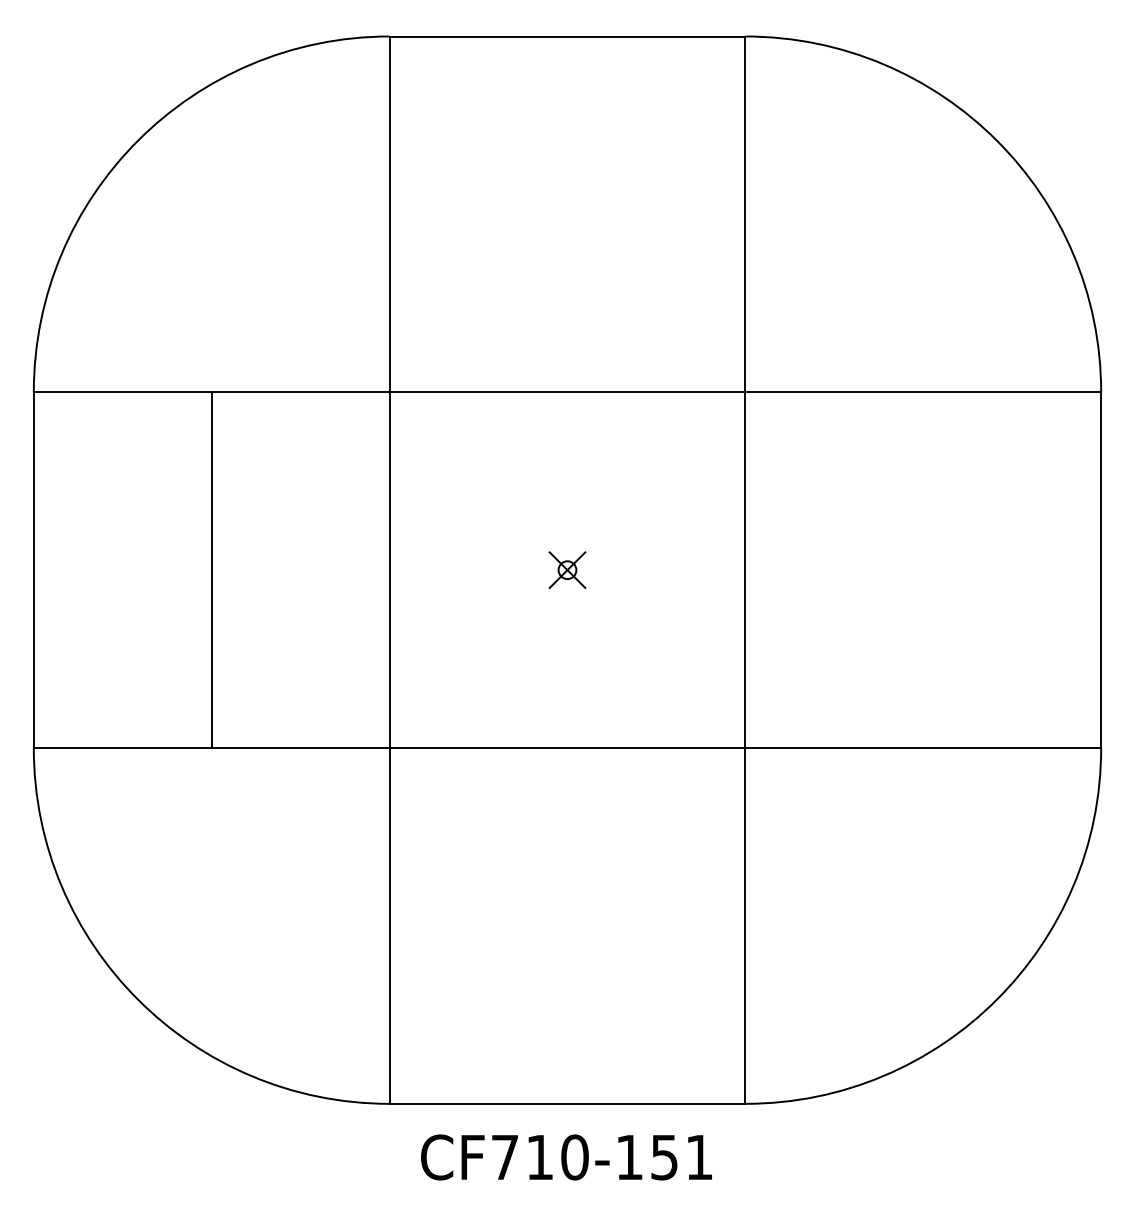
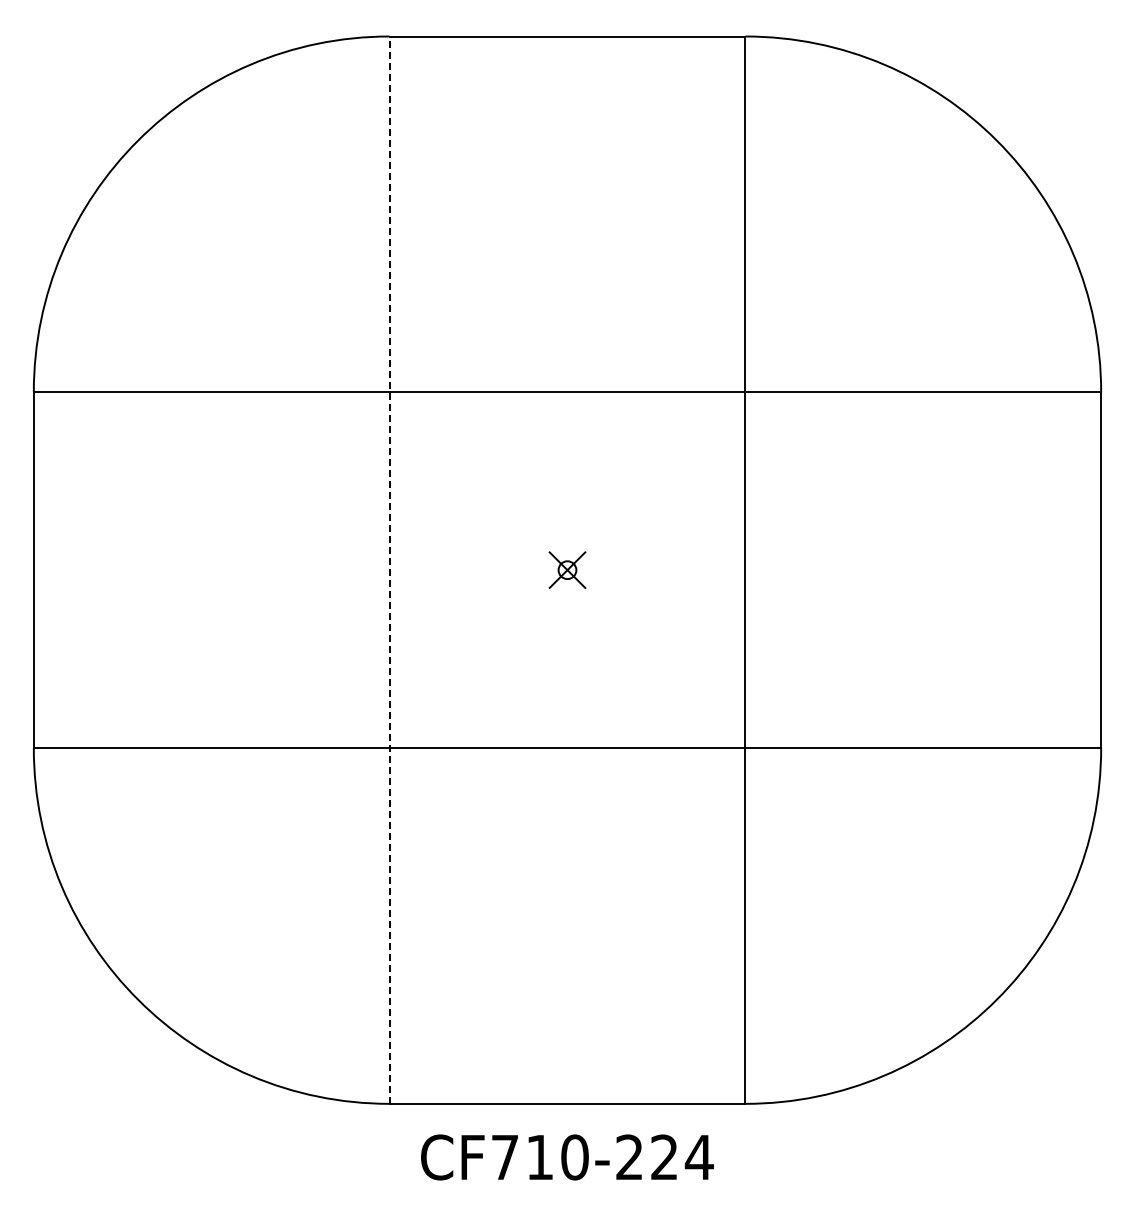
line: present -> none (211, 570)
line: solid -> dashed (389, 570)
text: CF710-151 -> CF710-224 (664, 1157)
